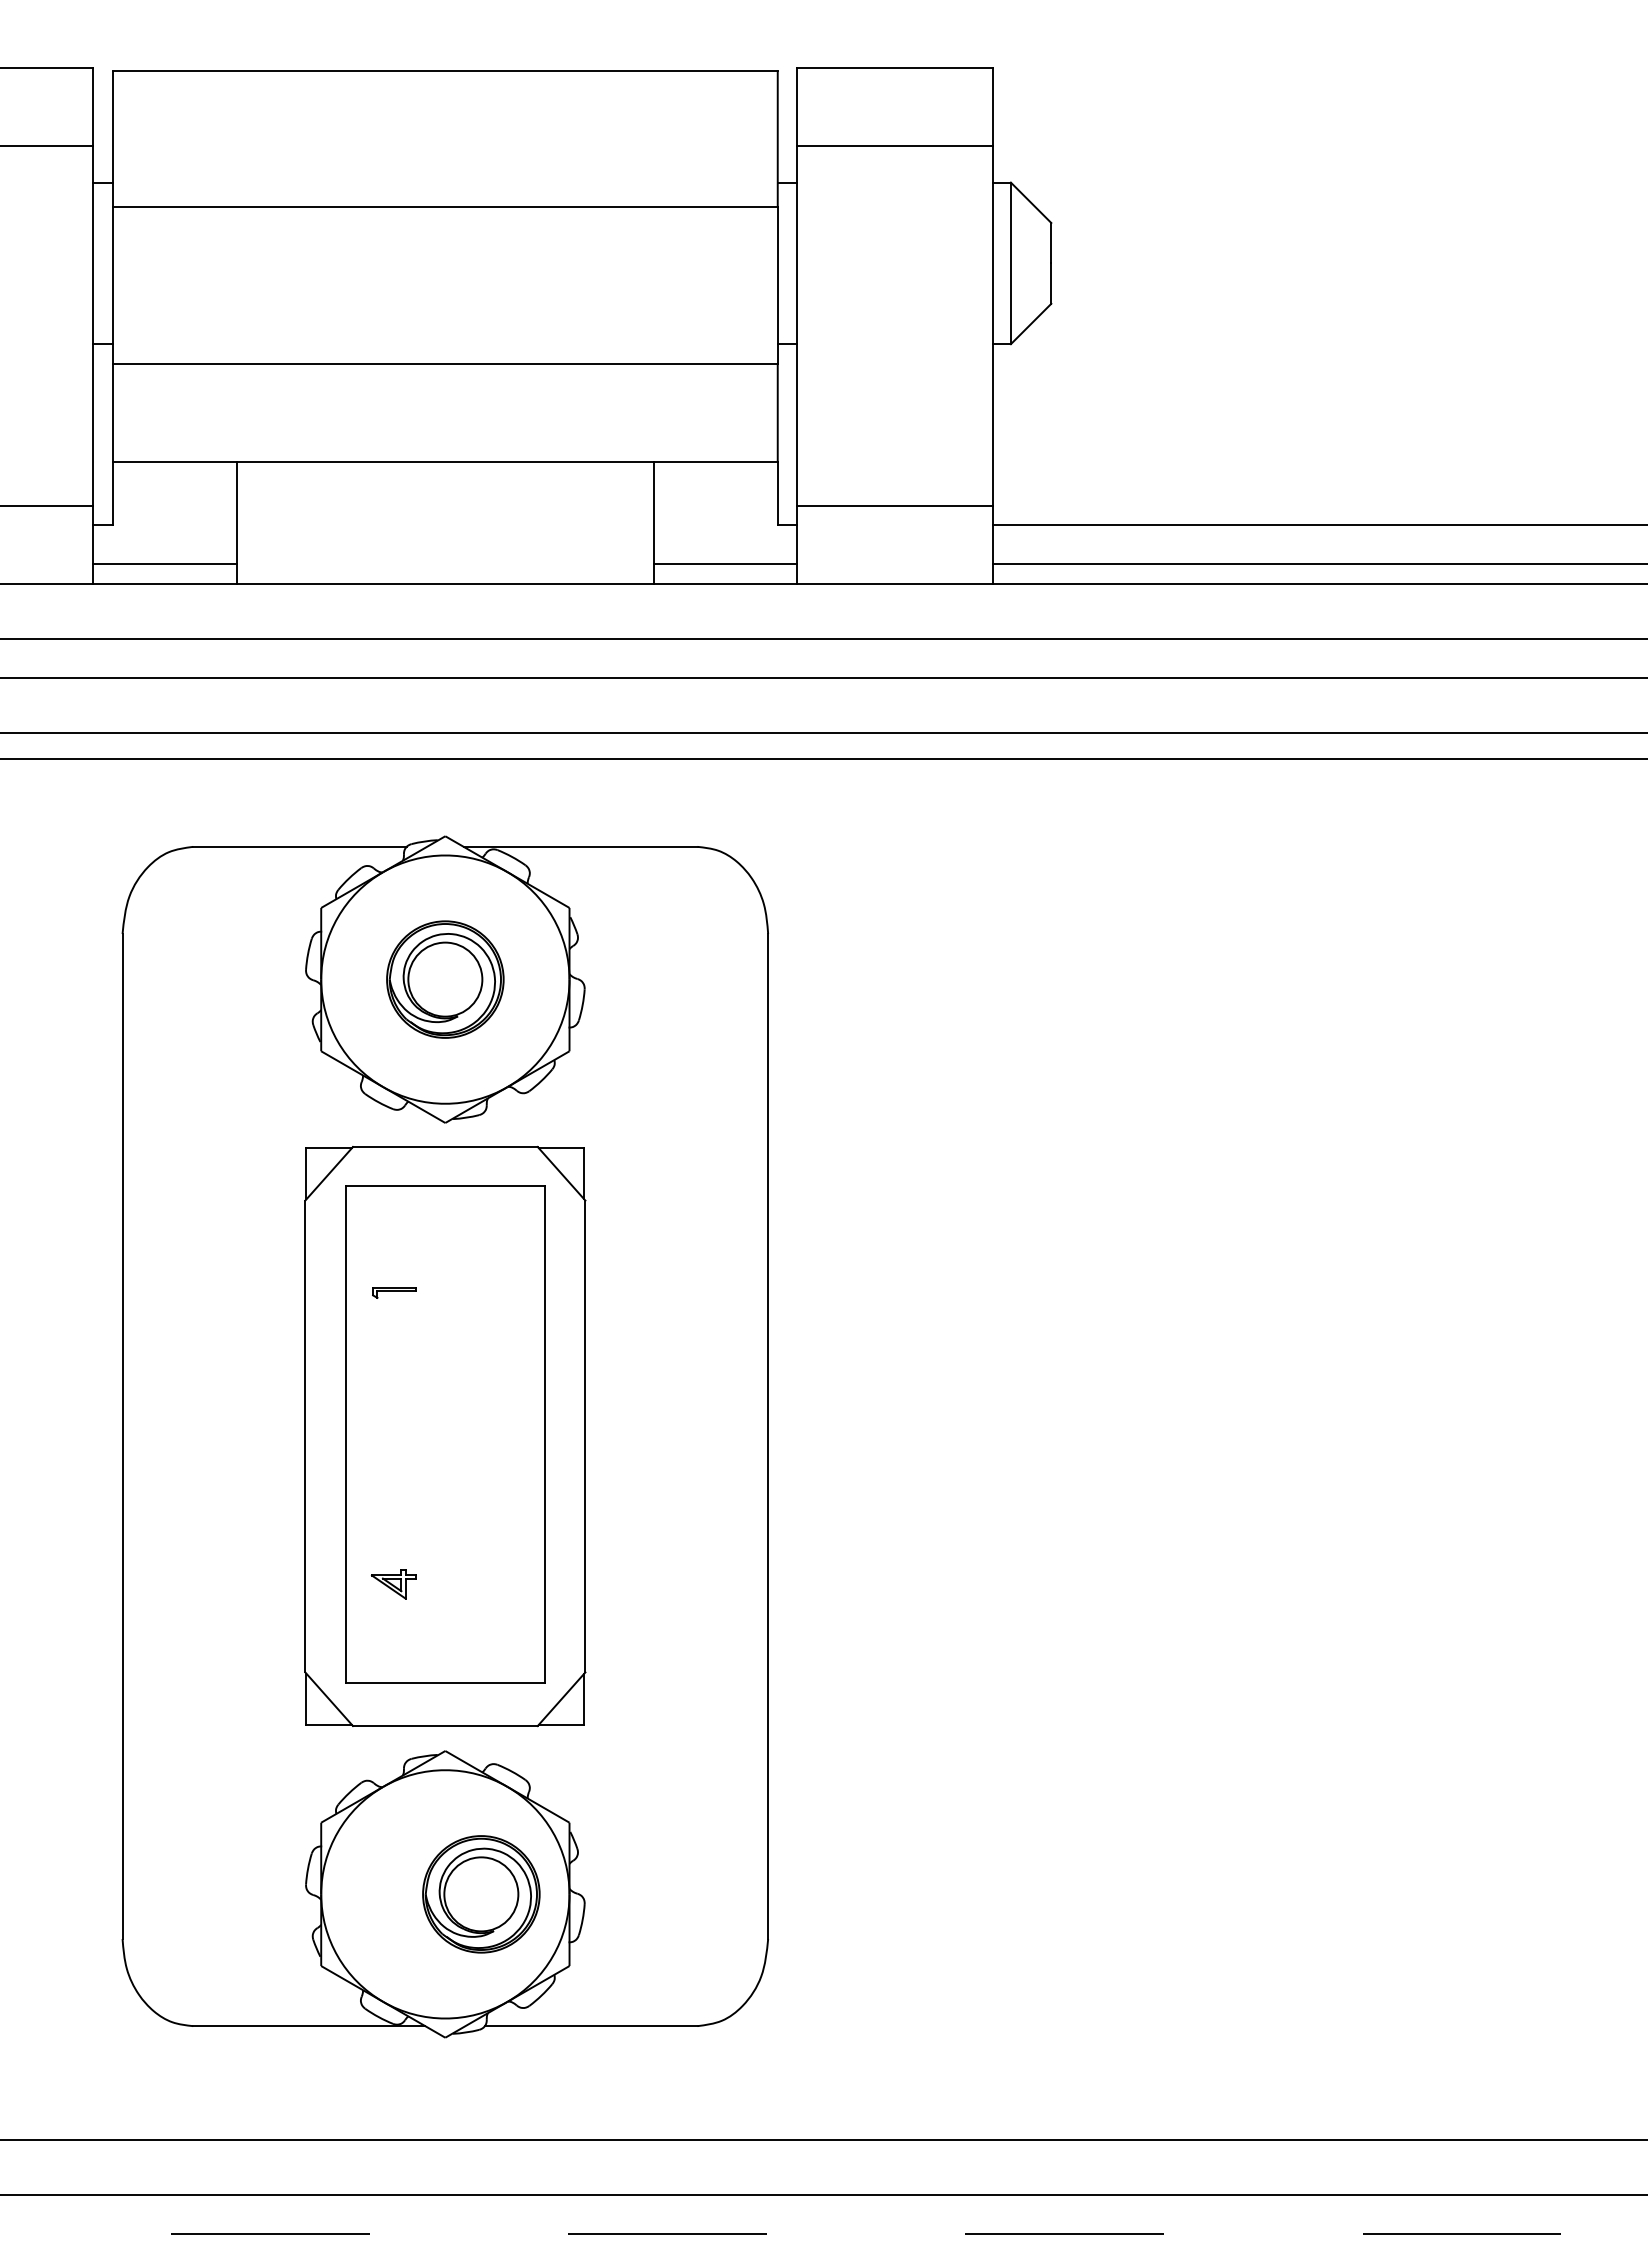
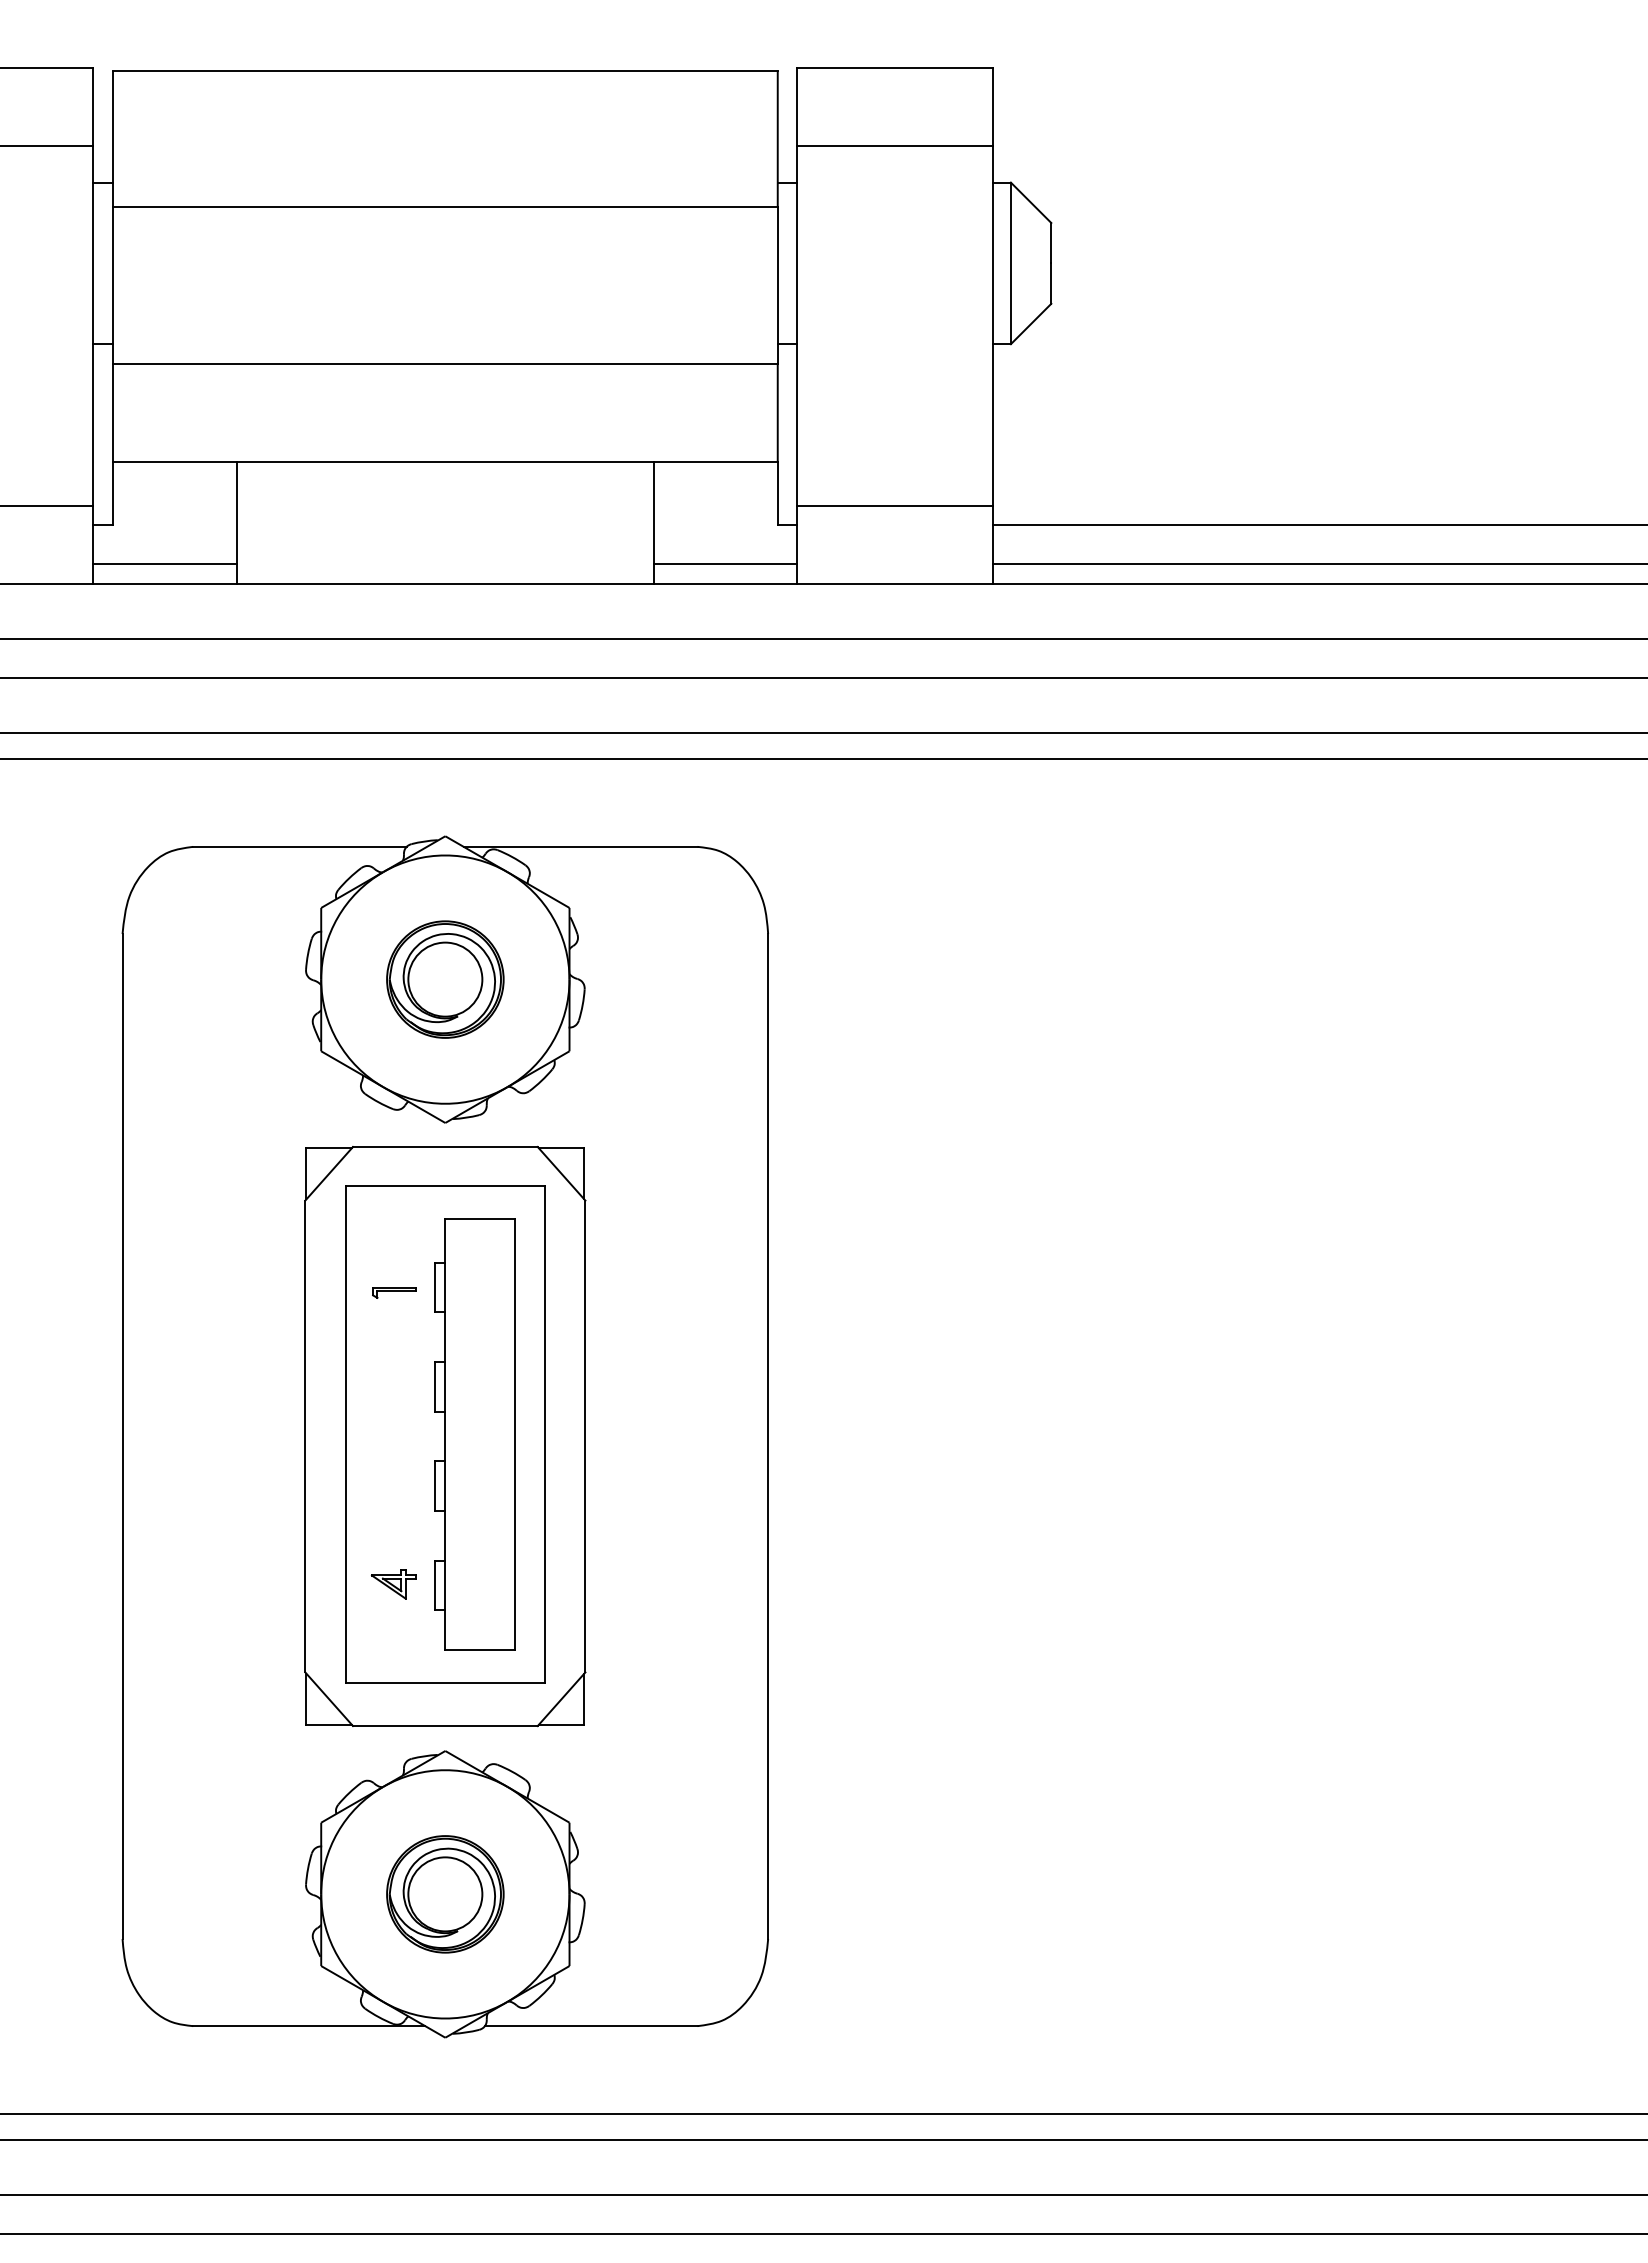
part: none -> present (474, 1434)
part position: (481, 1894) -> (445, 1894) (445, 1894)
line: none -> present (823, 2114)
line: dashed -> solid (823, 2234)
